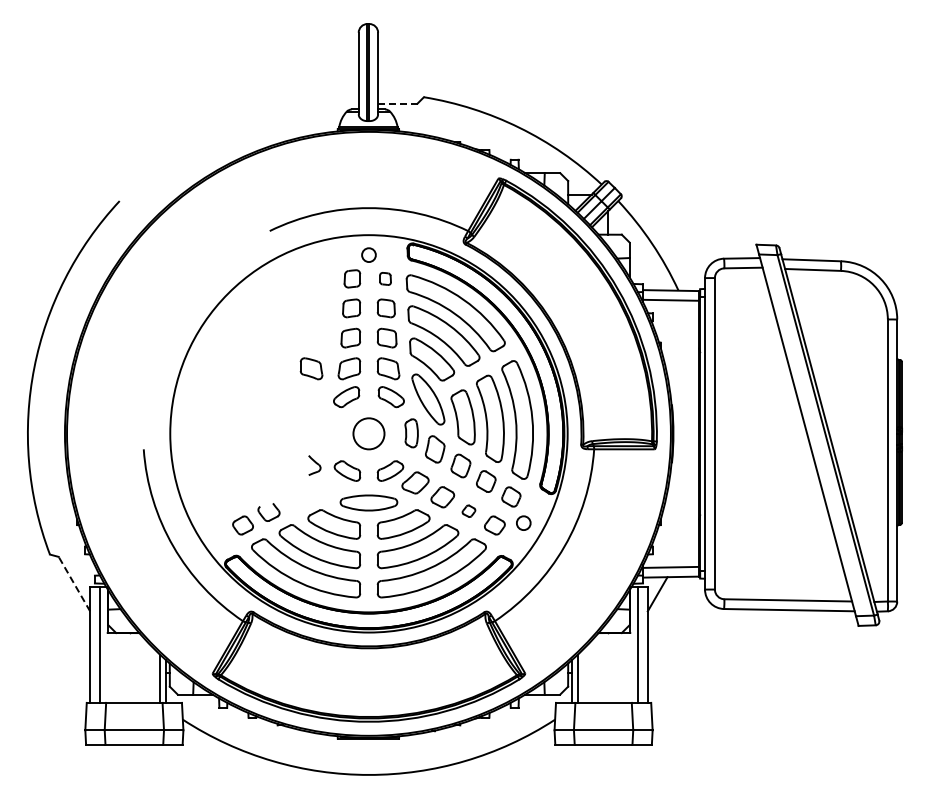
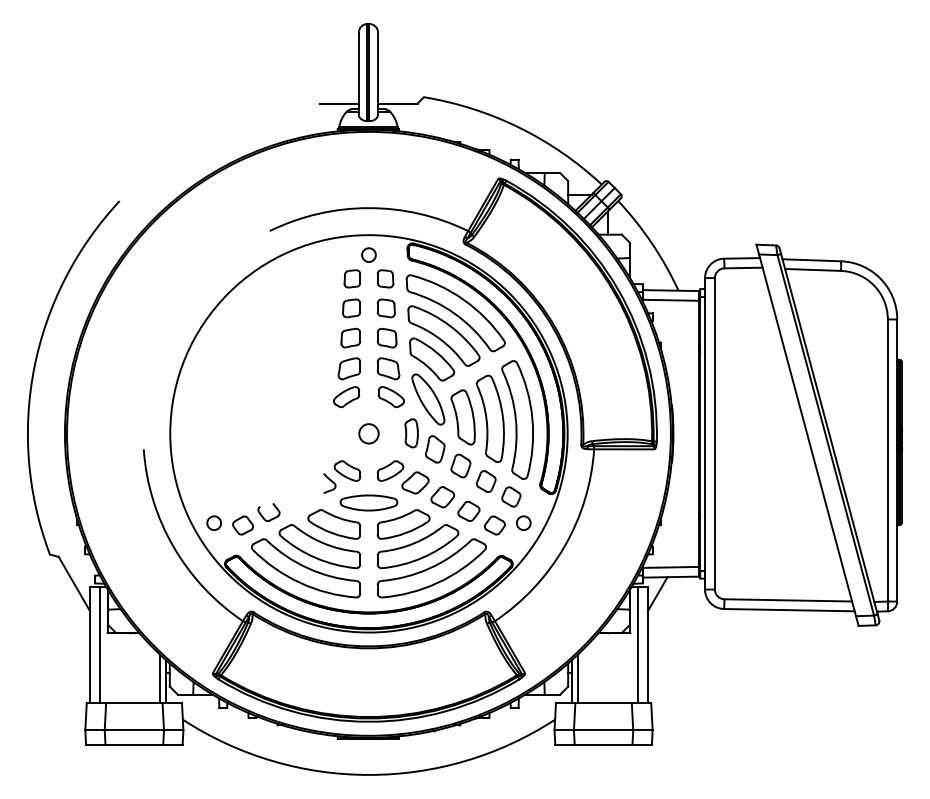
line: none -> present (339, 103)
line: dashed -> solid (397, 103)
part size: 13x14 px -> 19x20 px (385, 278)
part: present -> none (311, 368)
circle diameter: 31 px -> 19 px (368, 433)
part position: (314, 465) -> (329, 483) (329, 483)
part size: 16x14 px -> 24x22 px (468, 510)
circle: none -> present (213, 522)
line: dashed -> solid (74, 583)
